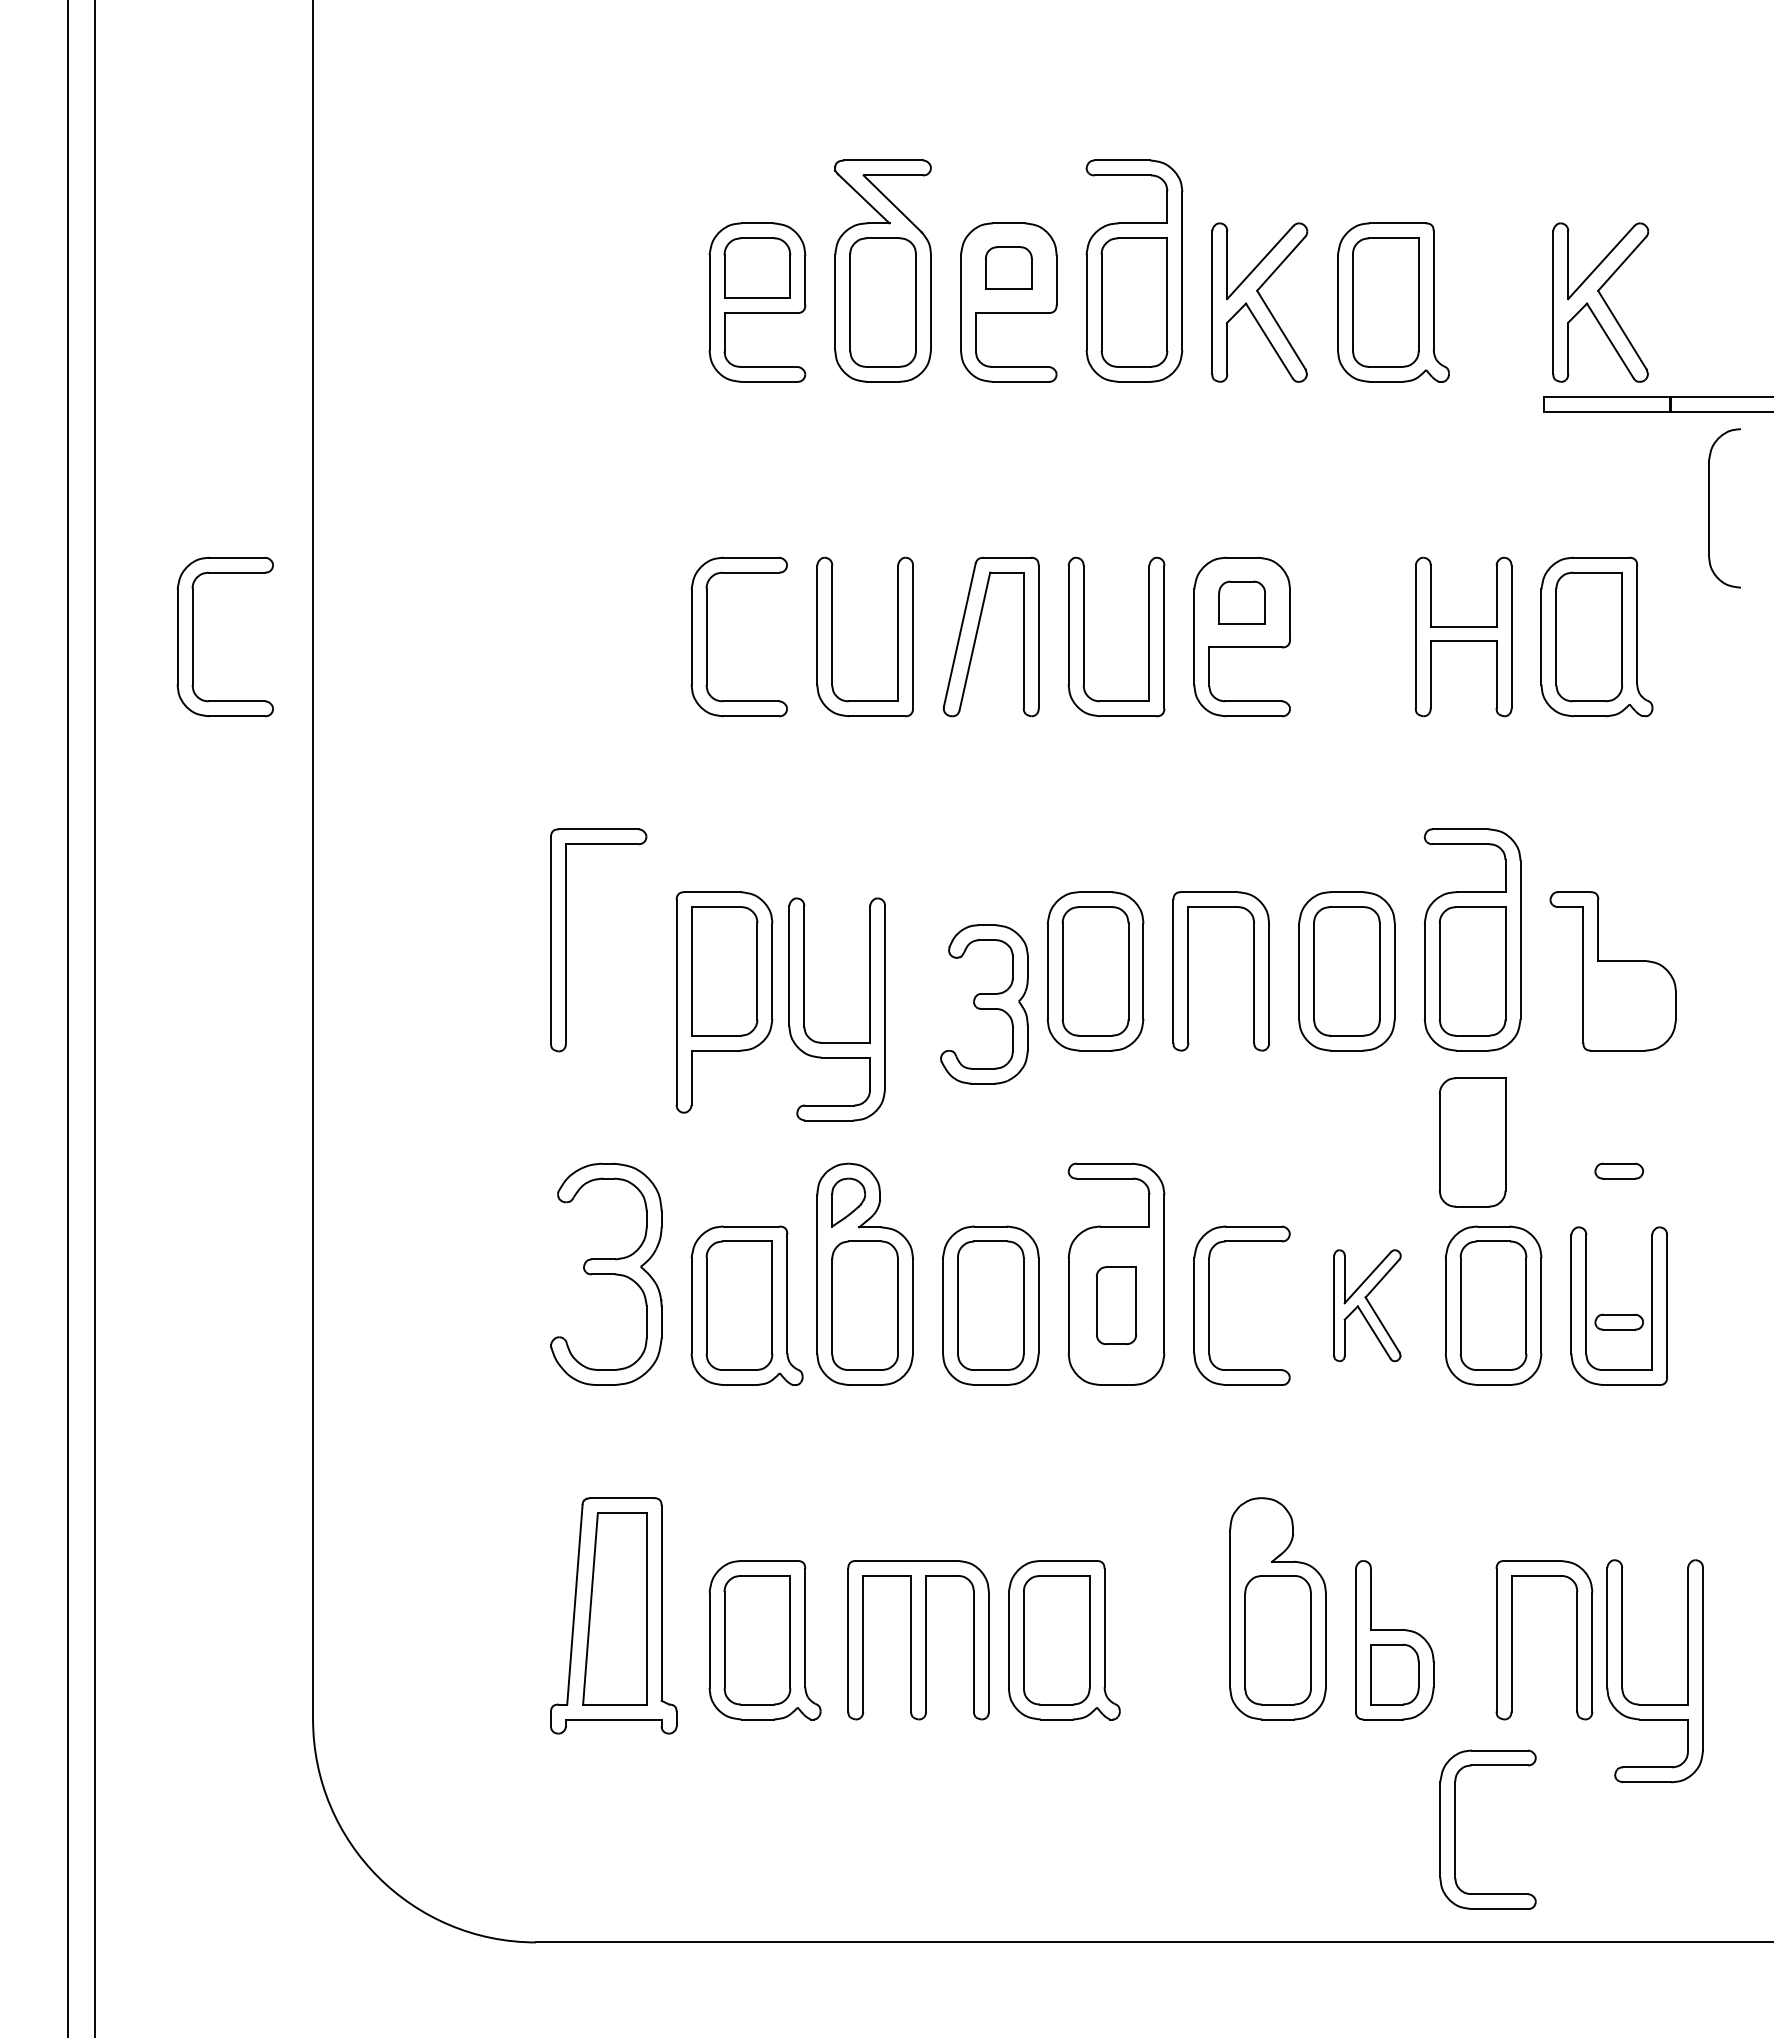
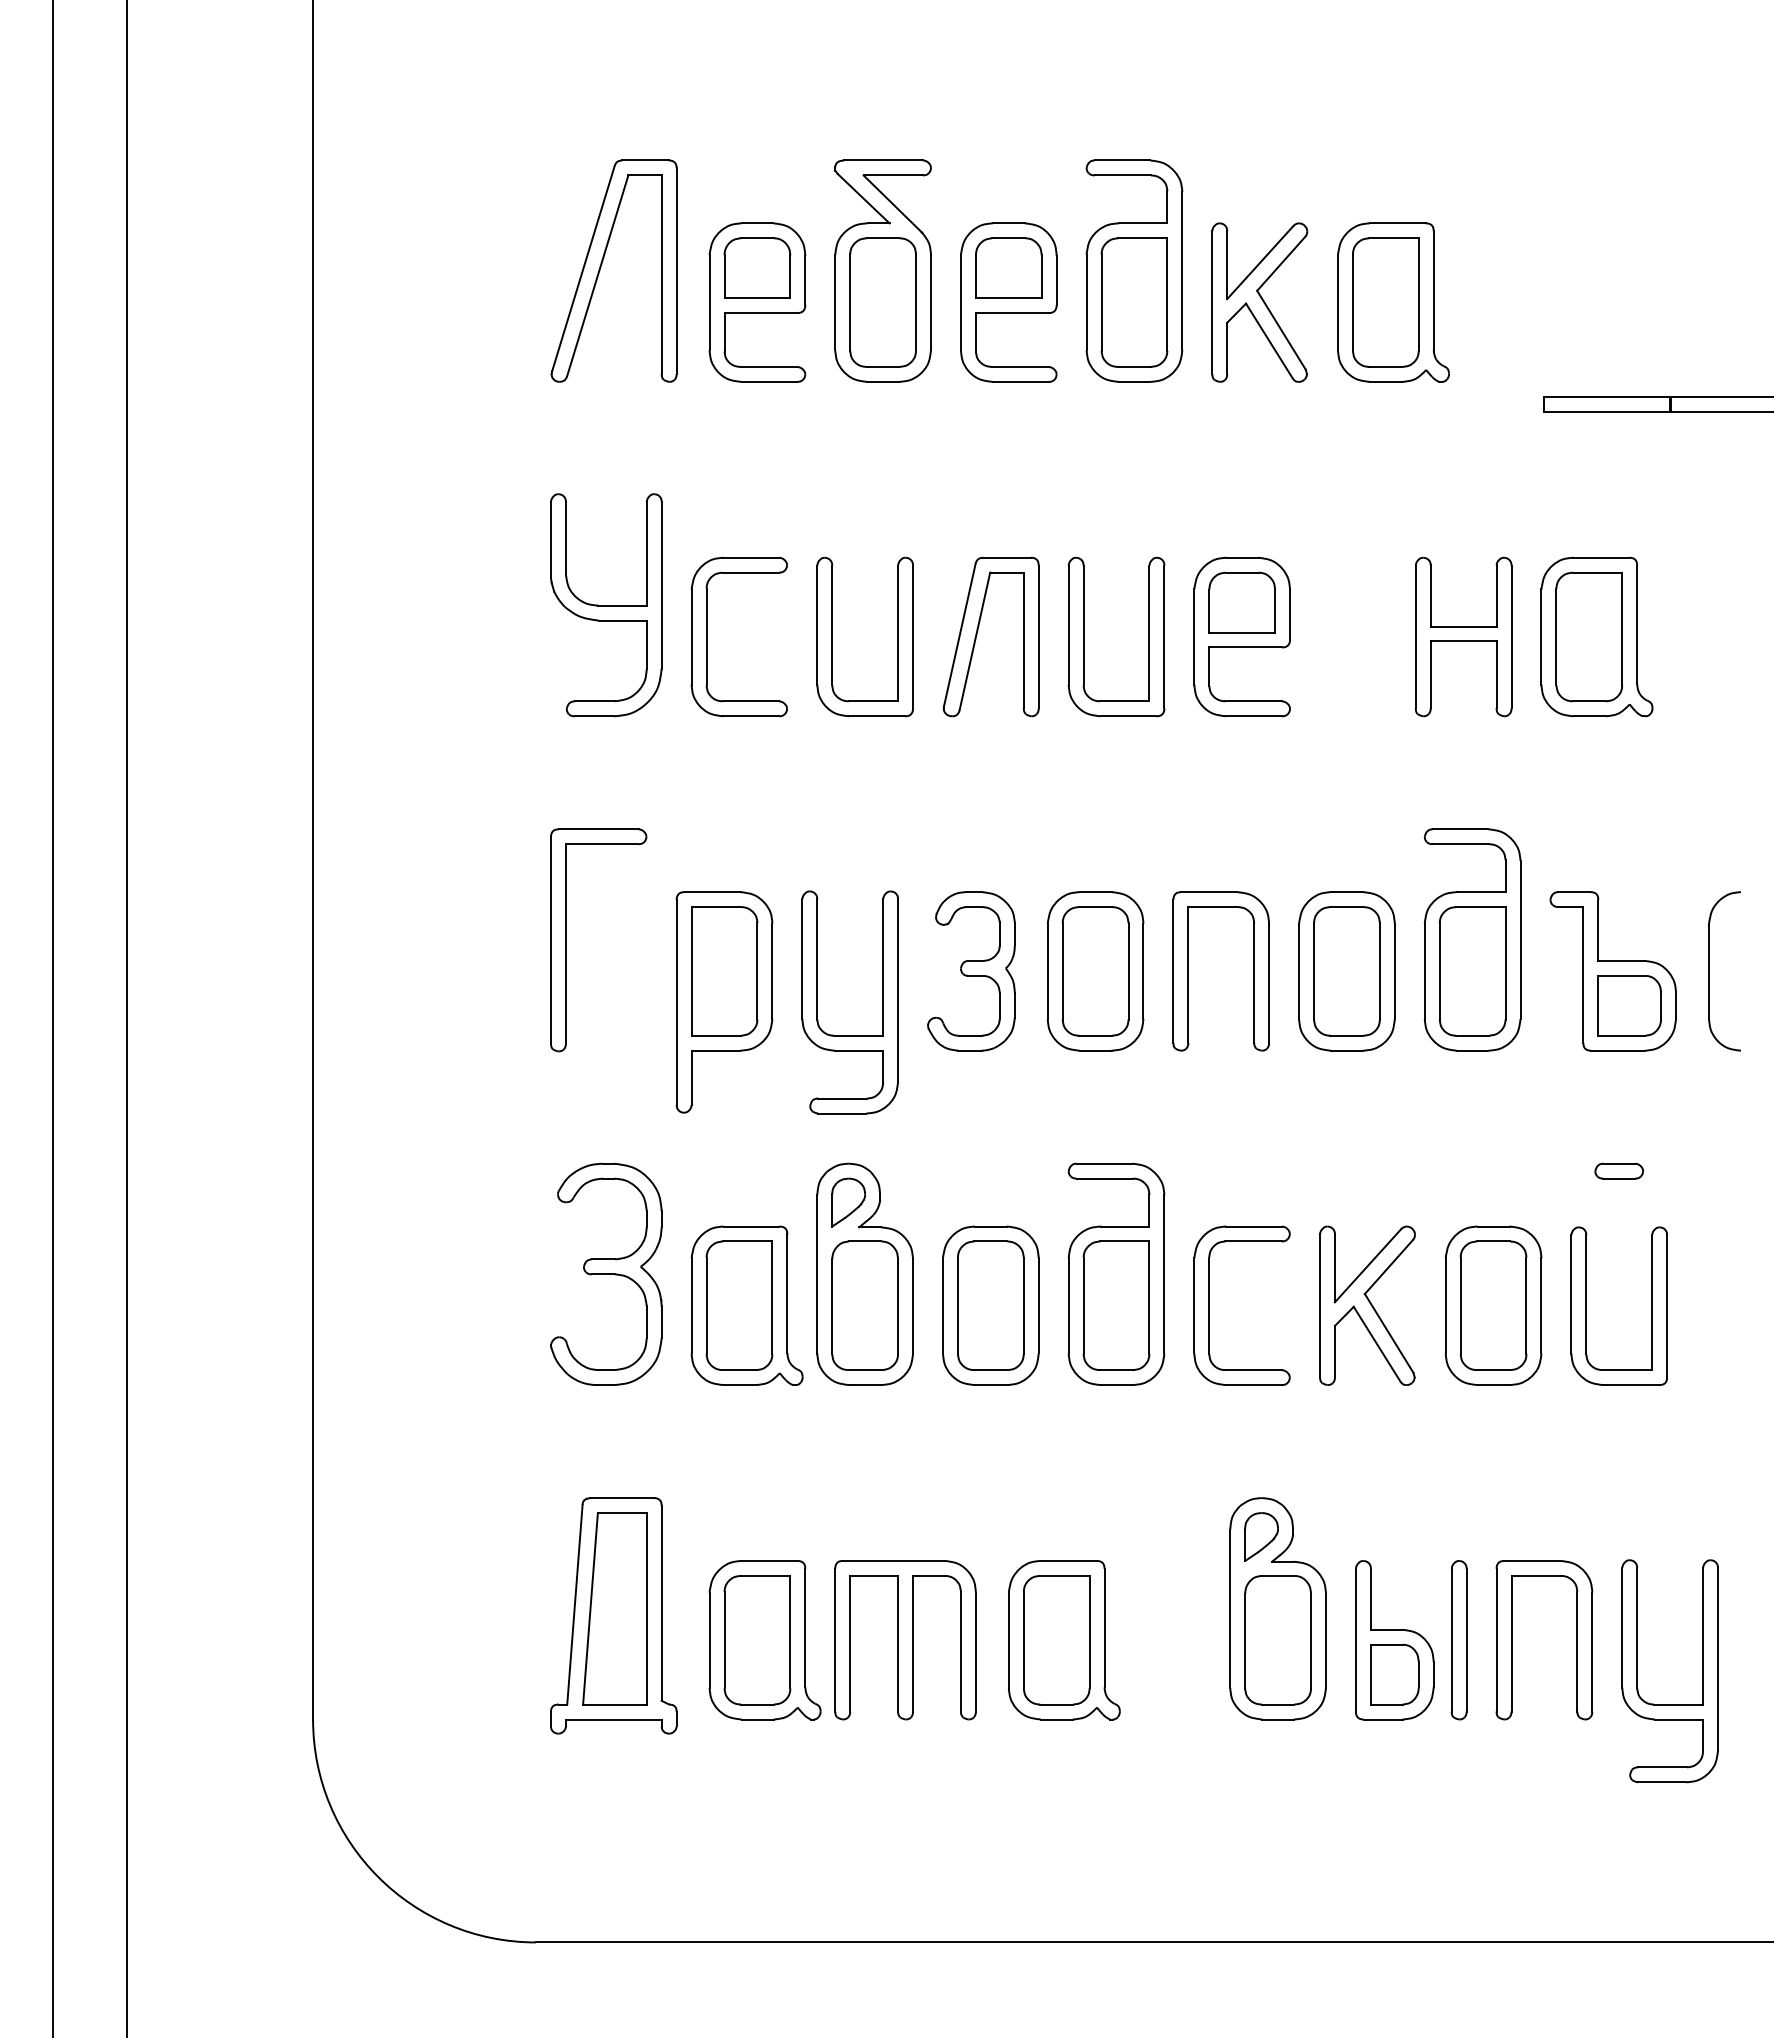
part: none -> present (601, 267)
part size: 48x44 px -> 68x62 px (1008, 267)
part: present -> none (1600, 302)
part position: (1709, 508) -> (1709, 971) (1709, 971)
part size: 48x45 px -> 68x63 px (1241, 602)
part: none -> present (606, 605)
part: present -> none (193, 636)
part position: (984, 1004) -> (971, 971) (971, 971)
part: none -> present (1629, 1005)
part position: (804, 1009) -> (817, 1002) (817, 1002)
line position: (68, 1018) -> (53, 1018) (53, 1018)
line position: (95, 1018) -> (127, 1018) (127, 1018)
part: present -> none (1472, 1142)
part size: 42x80 px -> 69x131 px (1116, 1305)
part size: 69x114 px -> 97x161 px (1367, 1305)
part: present -> none (1618, 1321)
part: none -> present (1261, 1536)
part position: (918, 1640) -> (905, 1640) (905, 1640)
part: none -> present (1458, 1640)
part position: (1622, 1671) -> (1637, 1671) (1637, 1671)
part: present -> none (1455, 1829)
